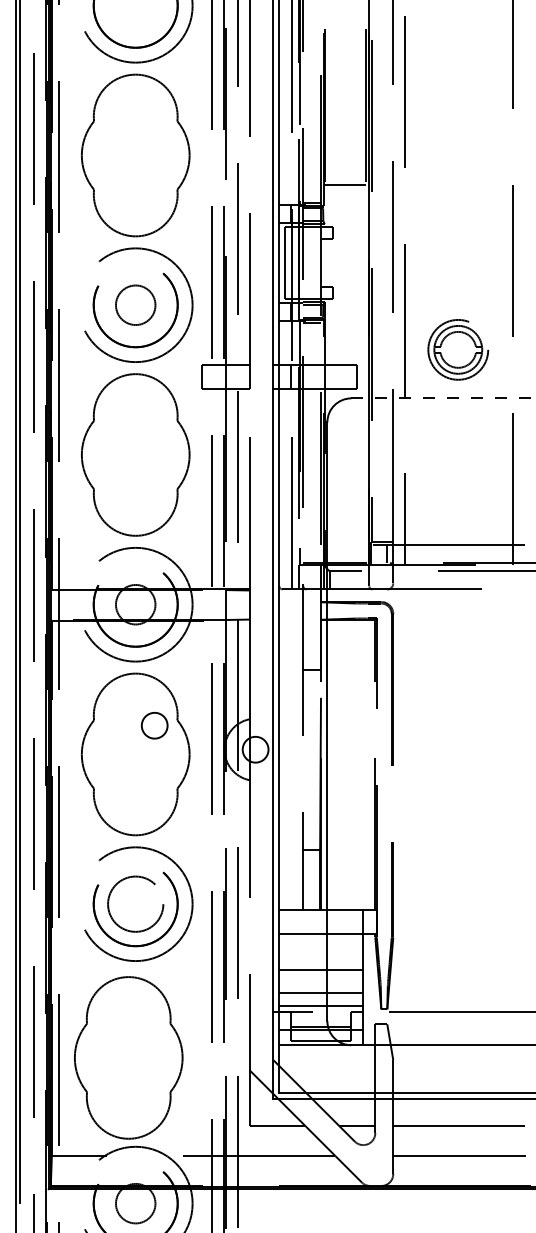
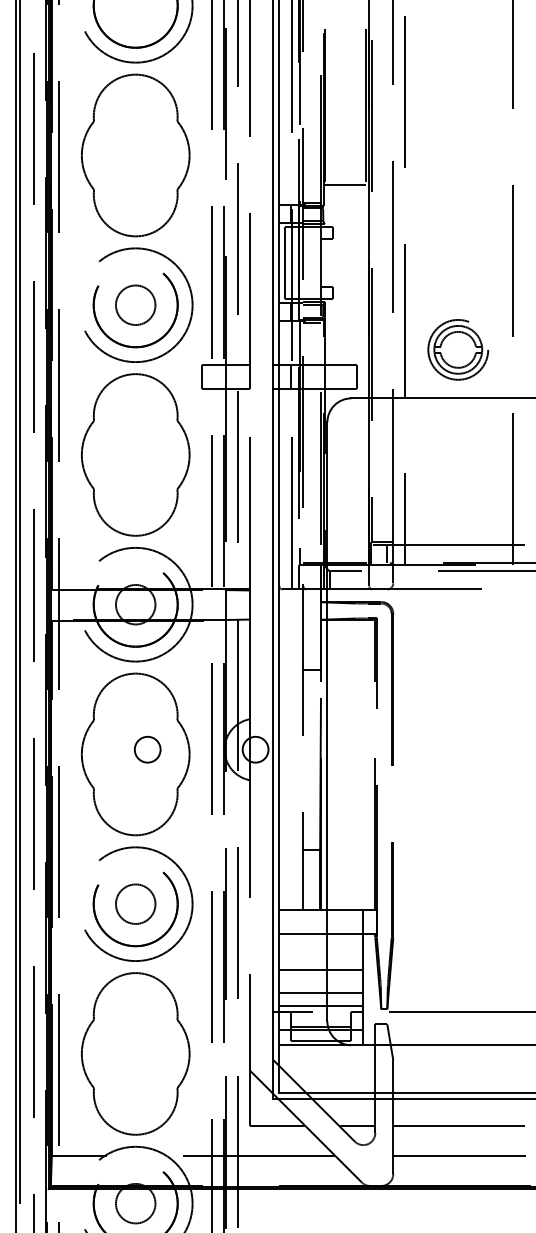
line: dashed -> solid (443, 398)
circle position: (154, 725) -> (147, 749) (147, 749)
circle diameter: 55 px -> 40 px (135, 903)
part position: (128, 1057) -> (135, 1053) (135, 1053)
